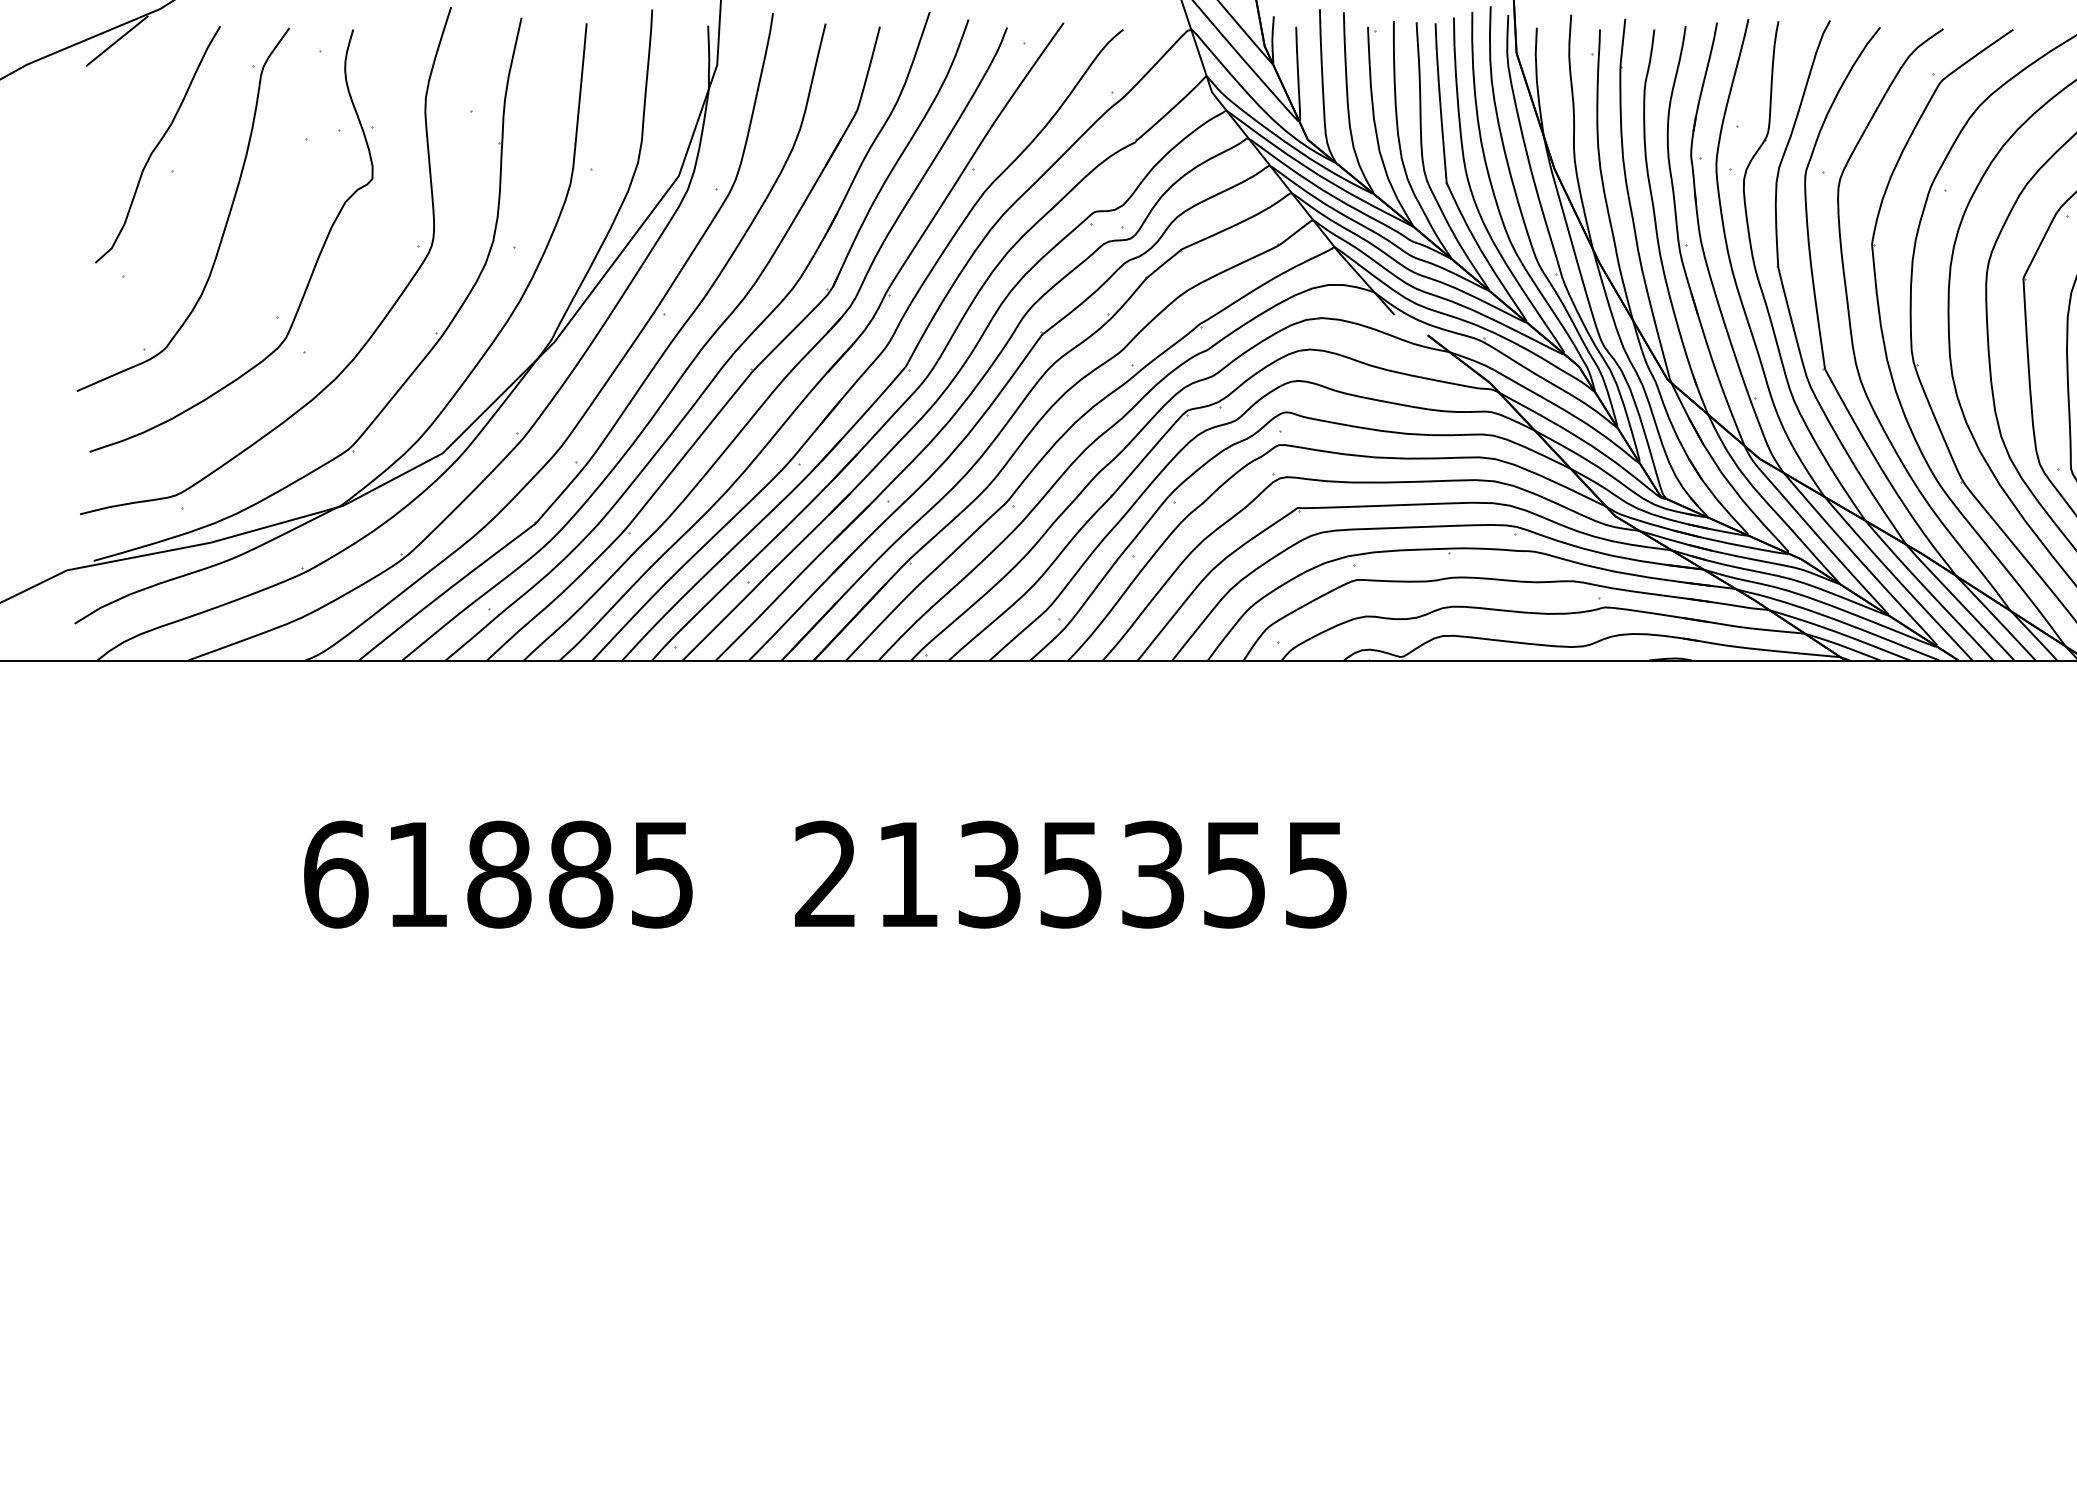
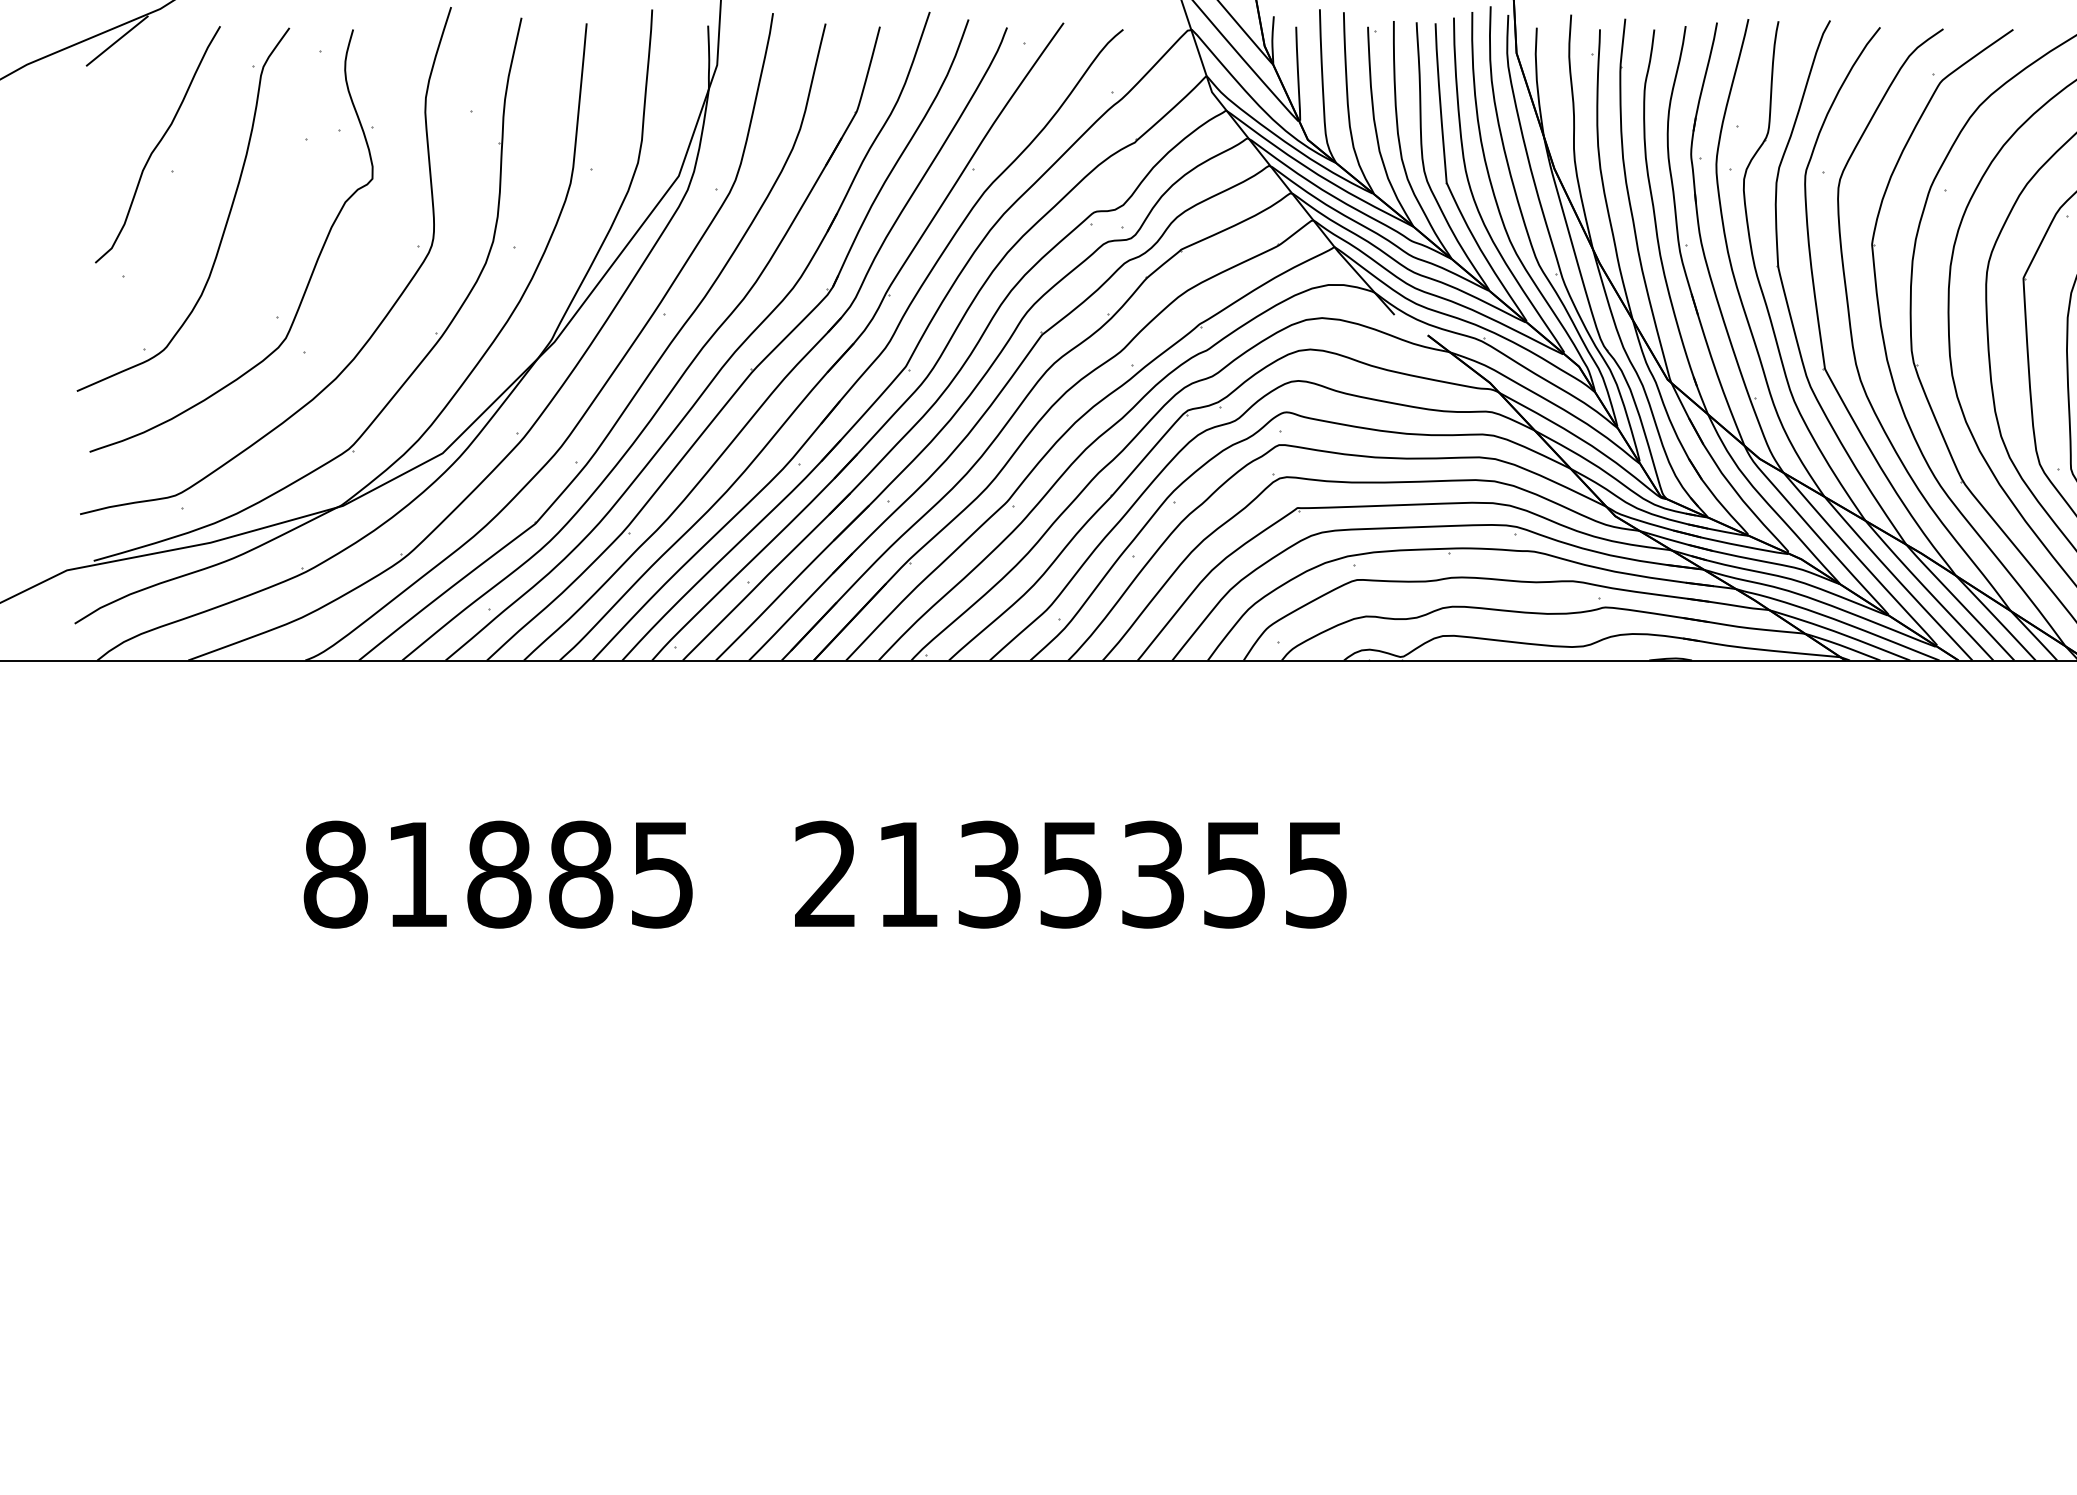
text: 61885 -> 81885 (335, 874)
